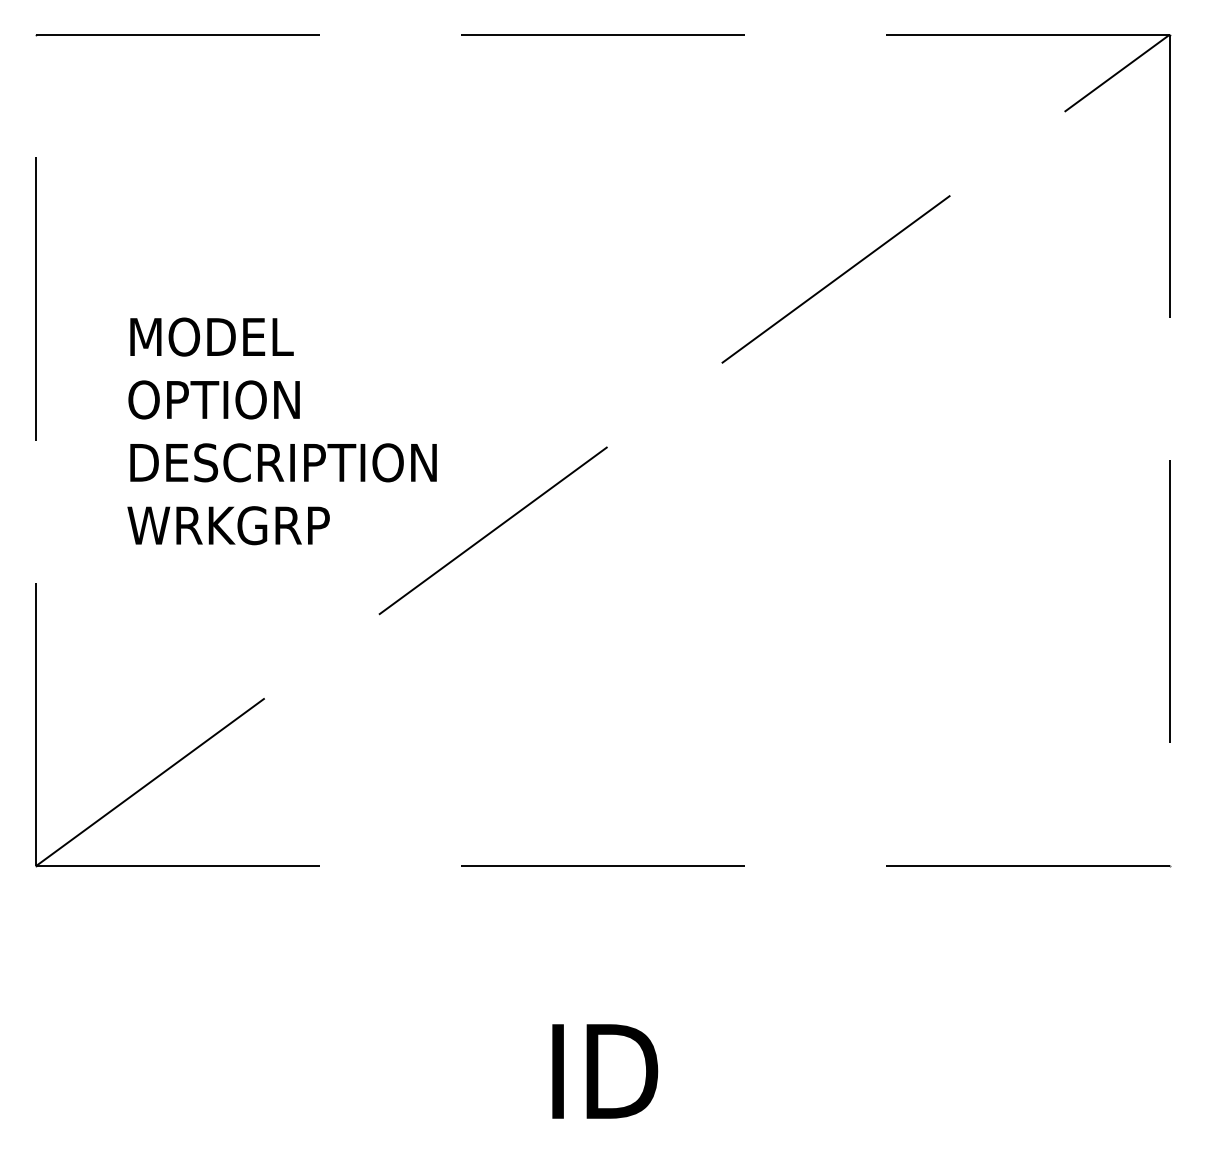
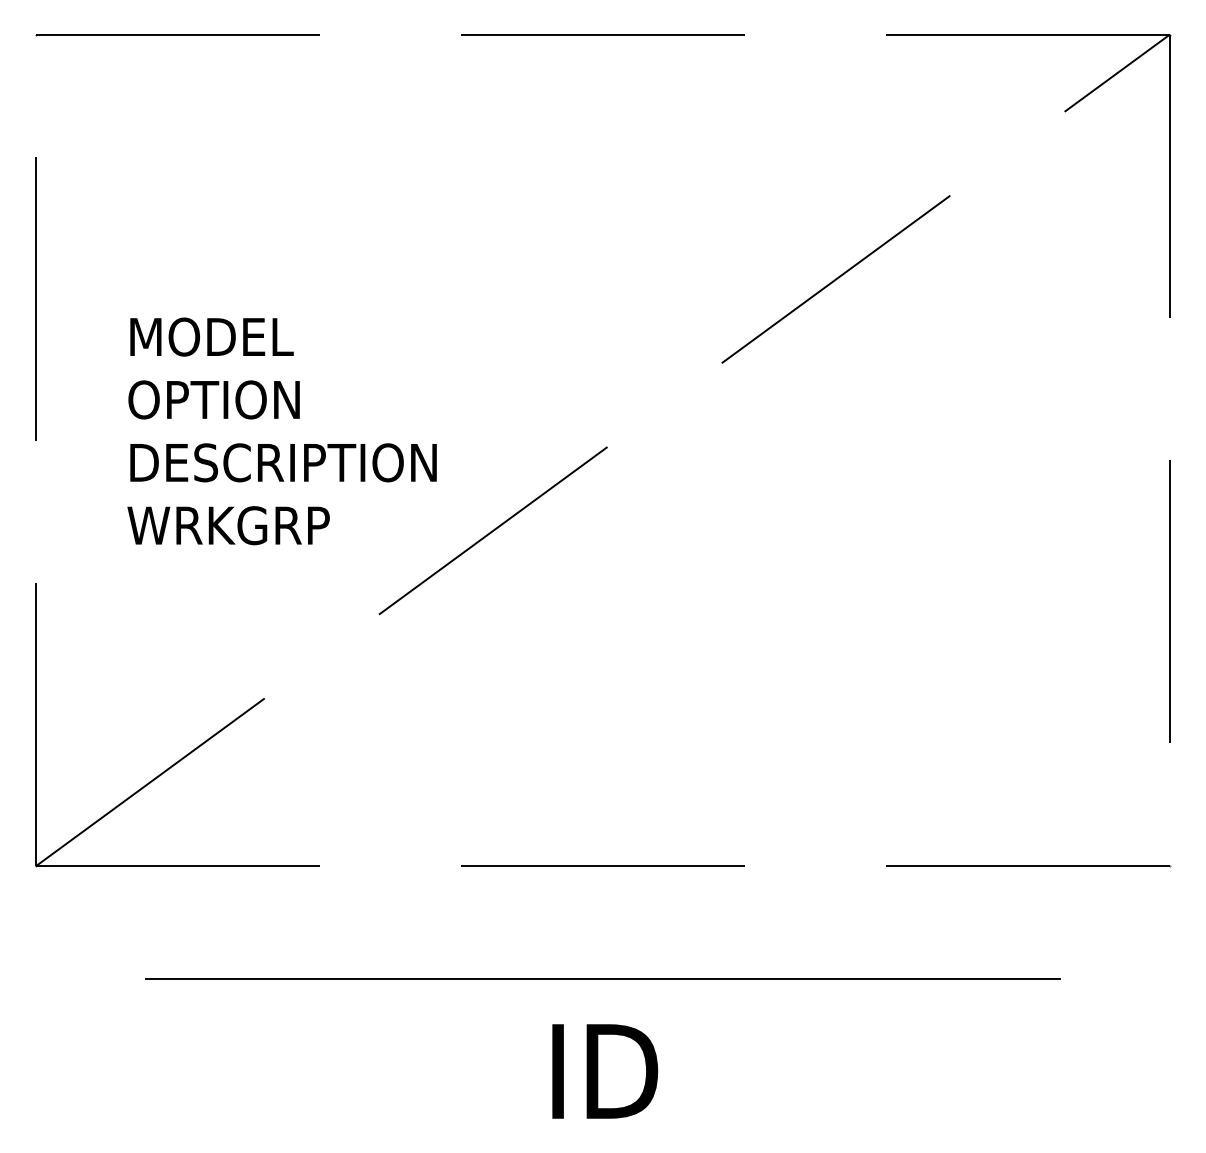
line: none -> present (602, 979)
